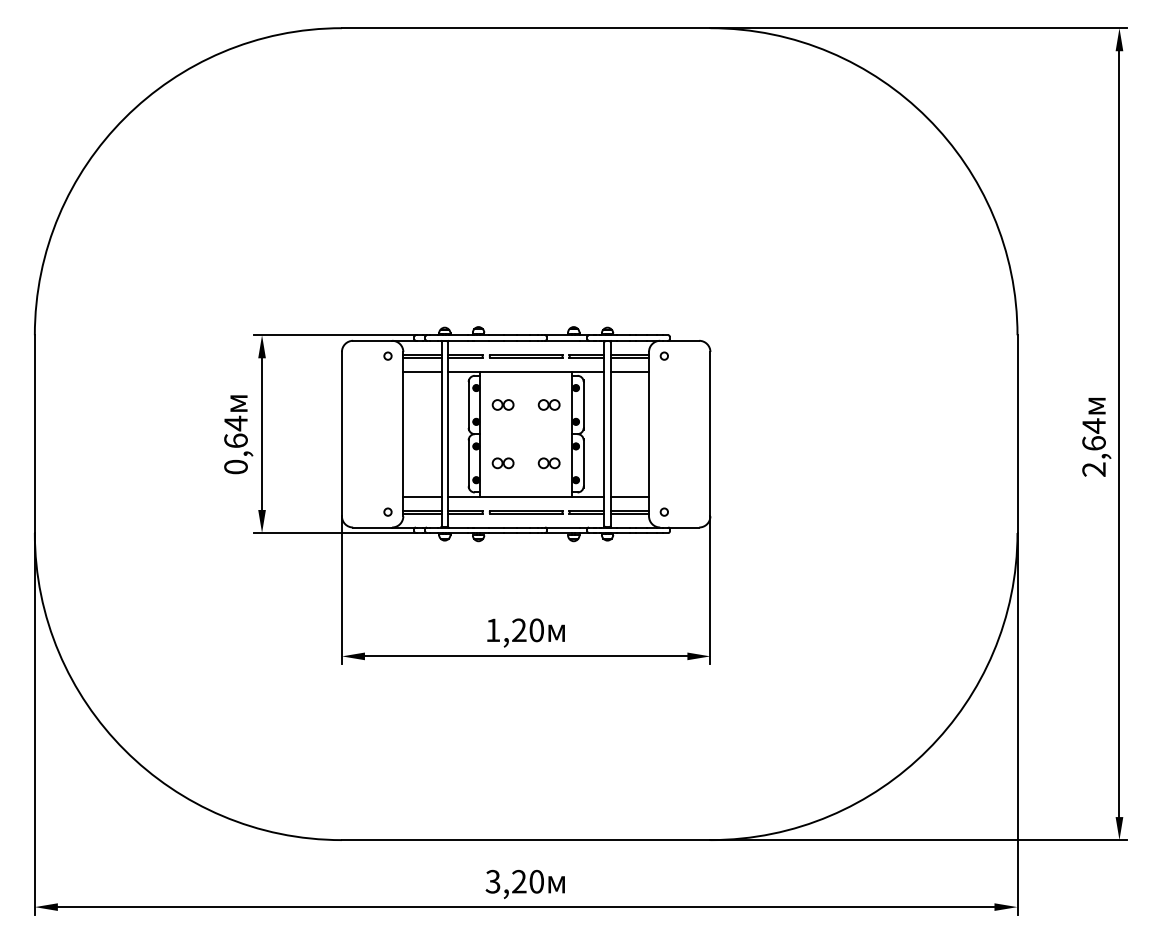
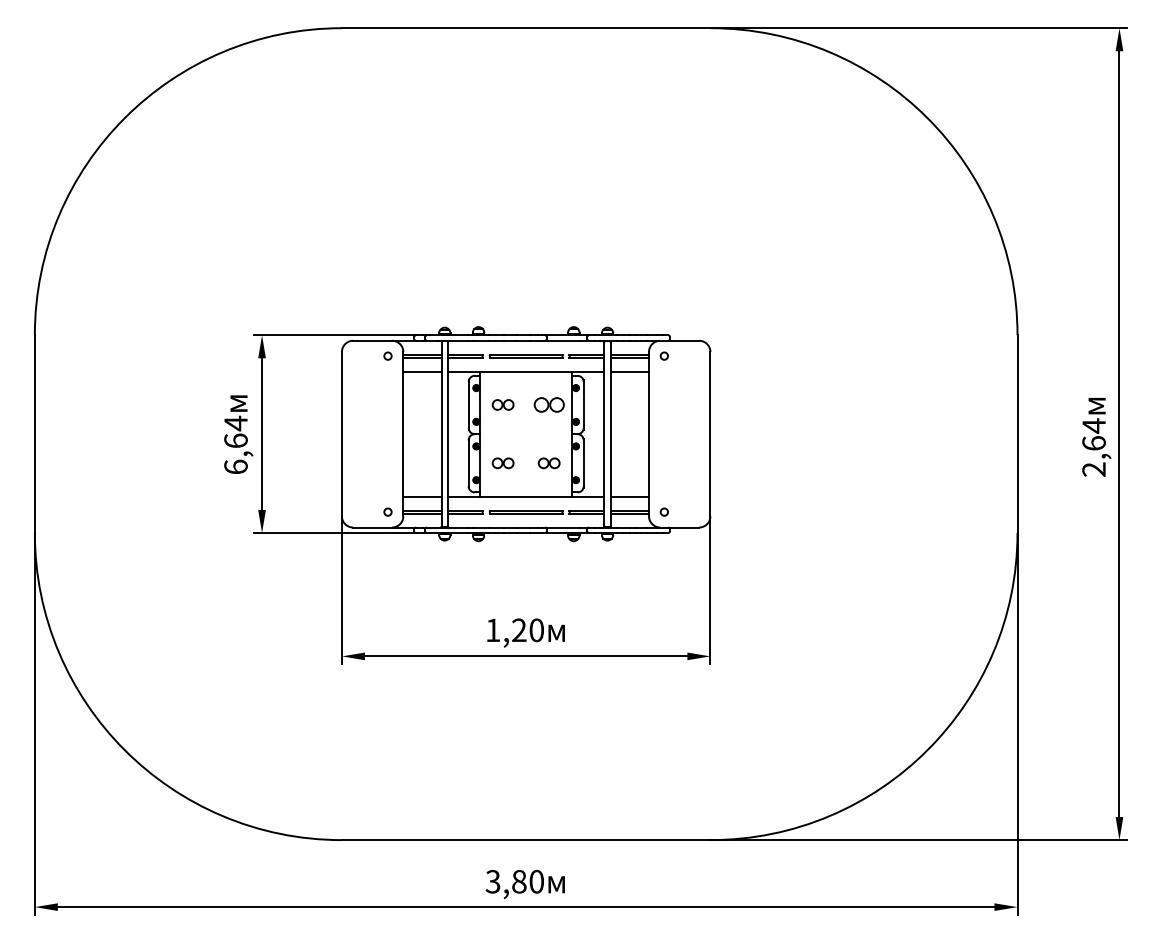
part size: 24x12 px -> 32x16 px (548, 404)
text: 0,64 -> 6,64 (235, 466)
text: 3,20 -> 3,80 (519, 881)
